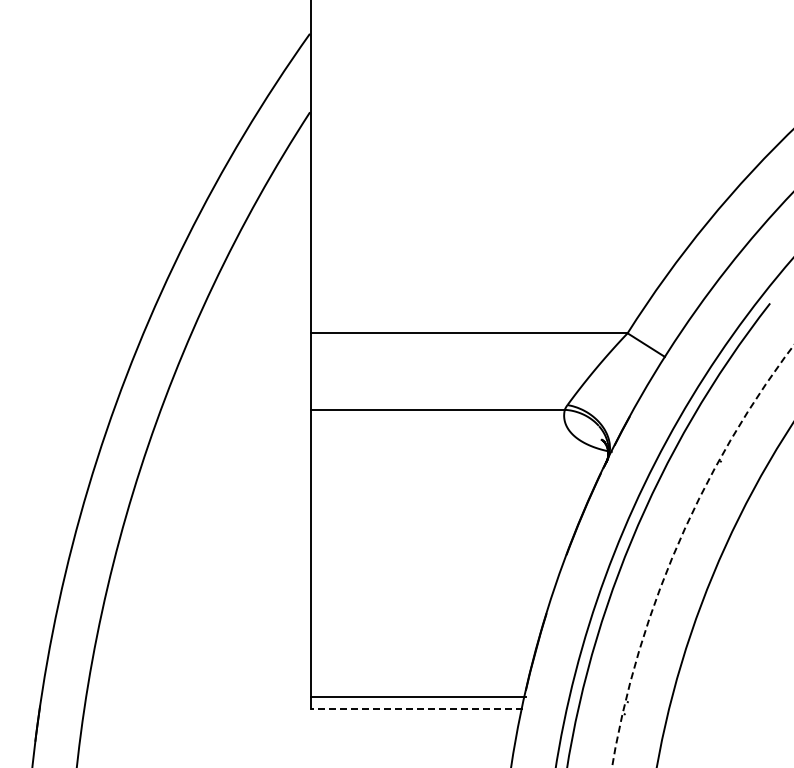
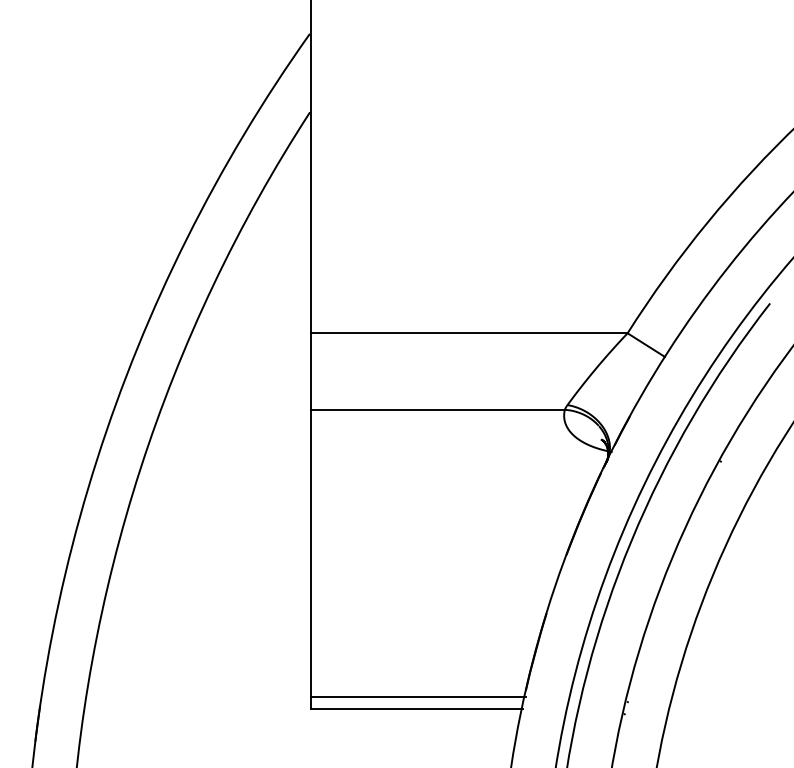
arc: dashed -> solid (677, 545)
line: dashed -> solid (416, 708)
